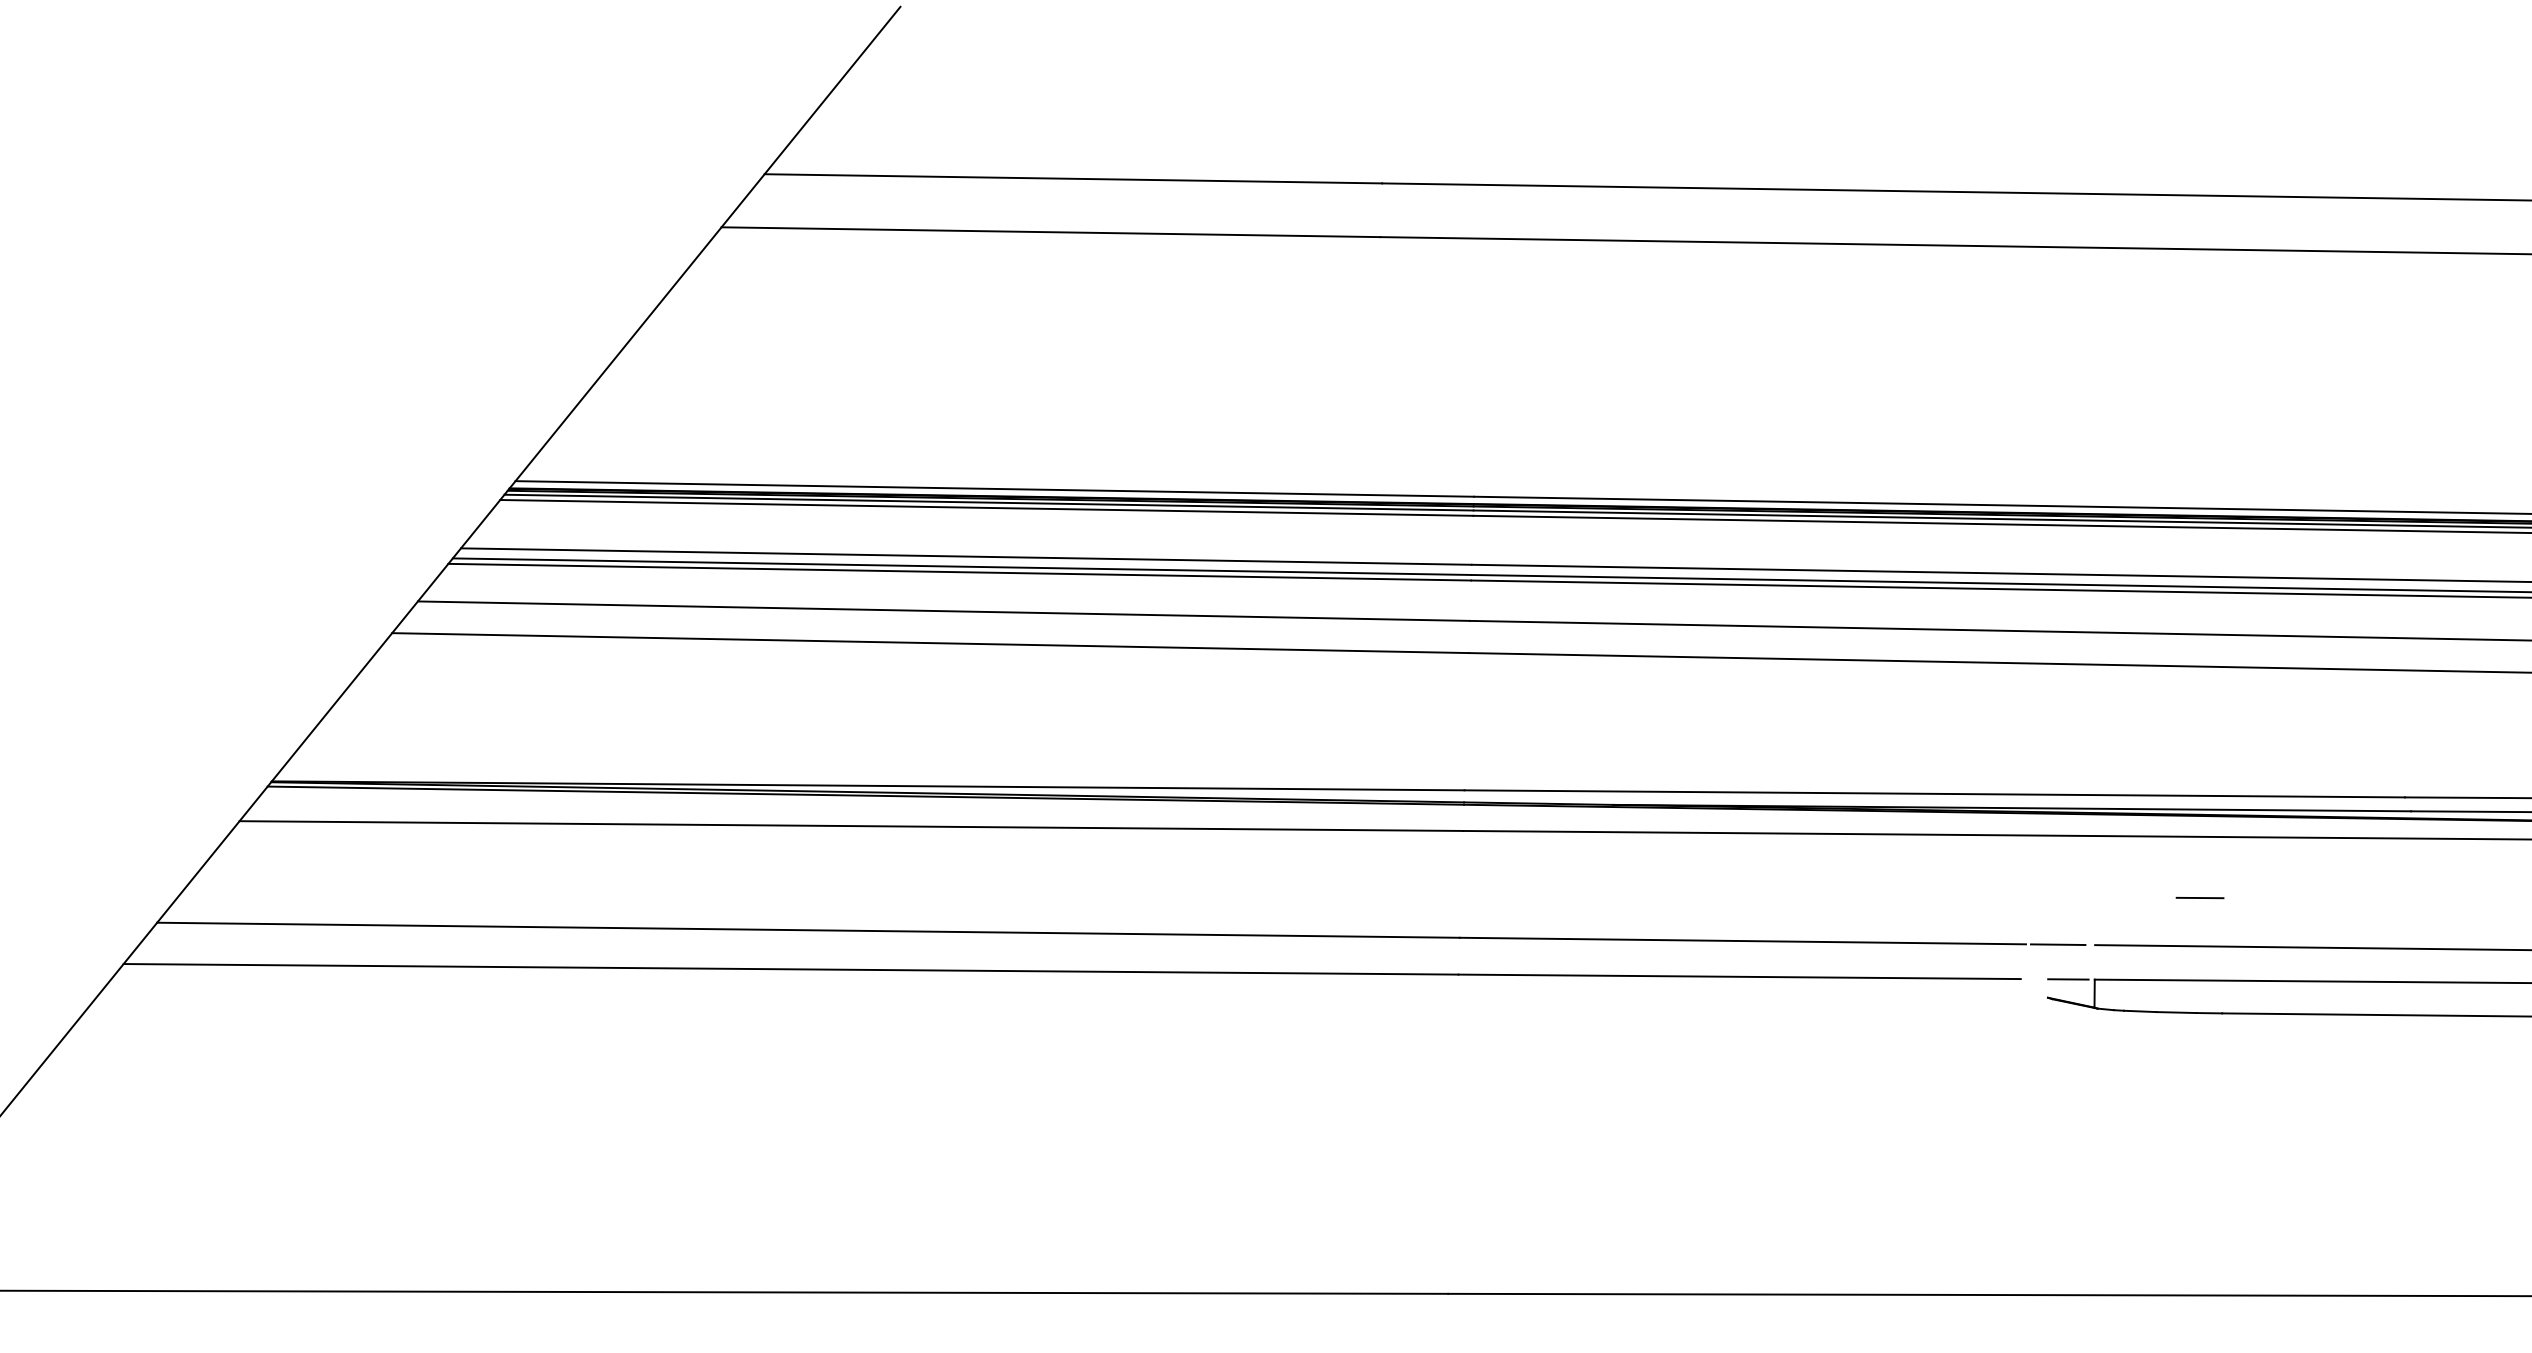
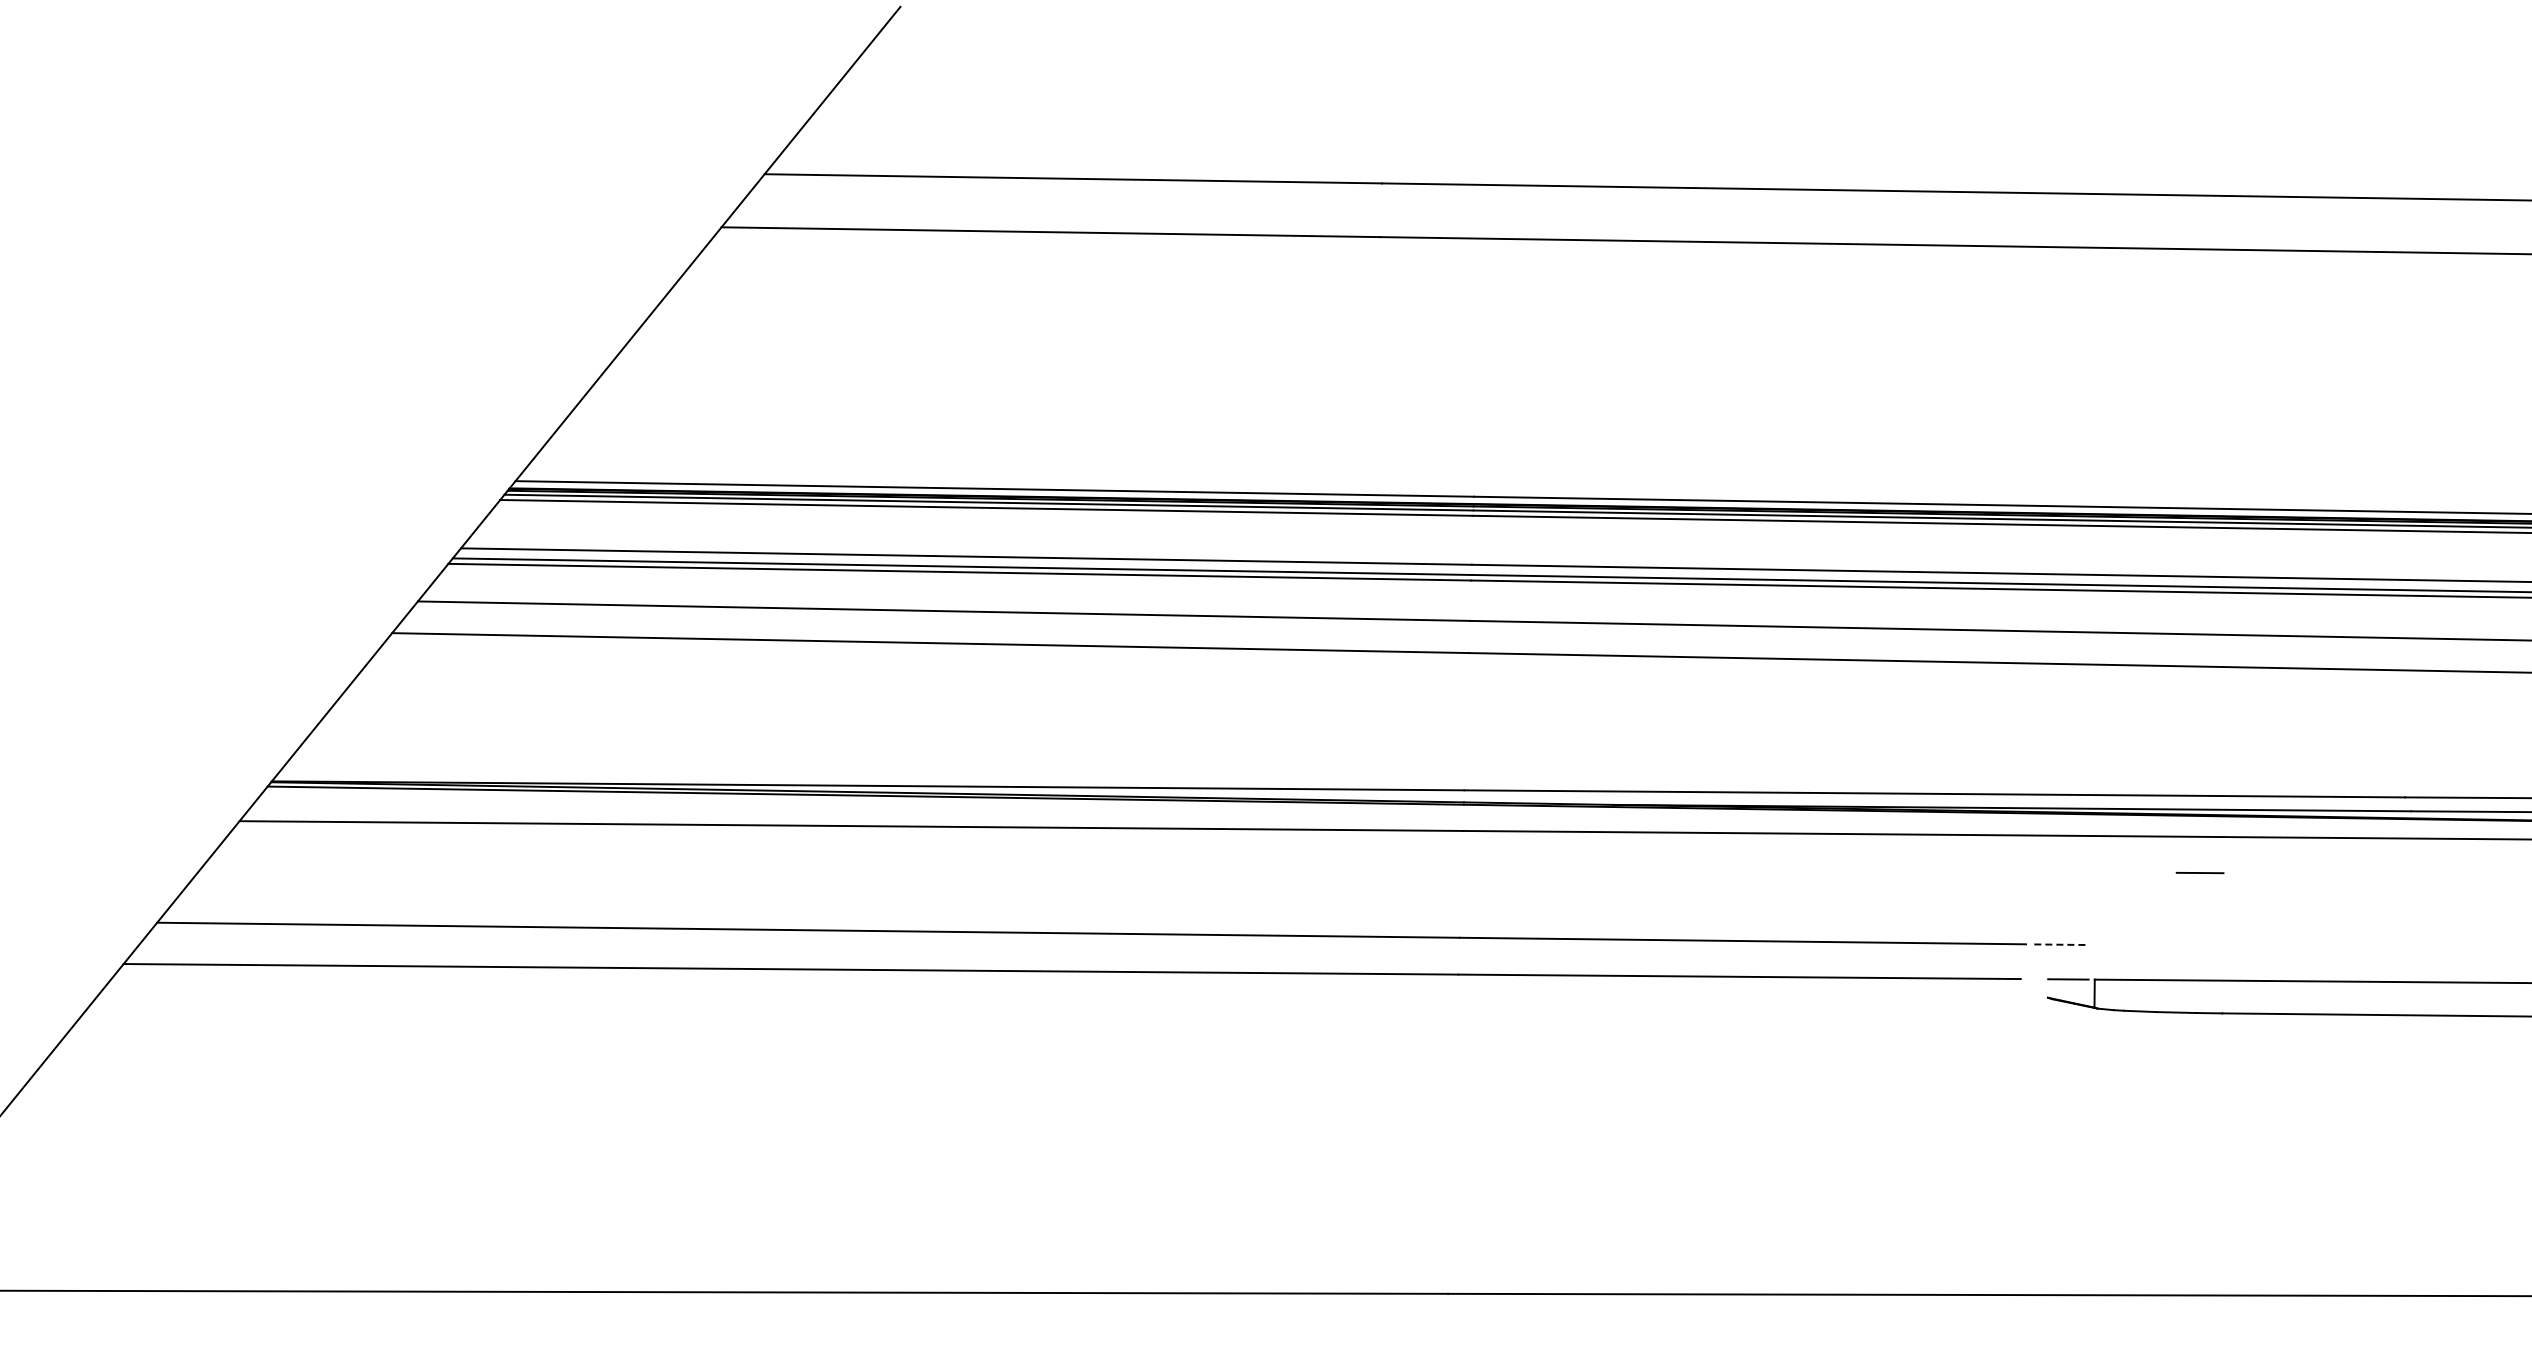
line position: (2199, 897) -> (2199, 872) (2199, 872)
line: solid -> dashed (2057, 944)
line: present -> none (2311, 947)
